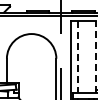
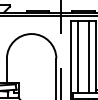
line: none -> present (88, 56)
line: dashed -> solid (95, 56)
line: dashed -> solid (78, 57)
